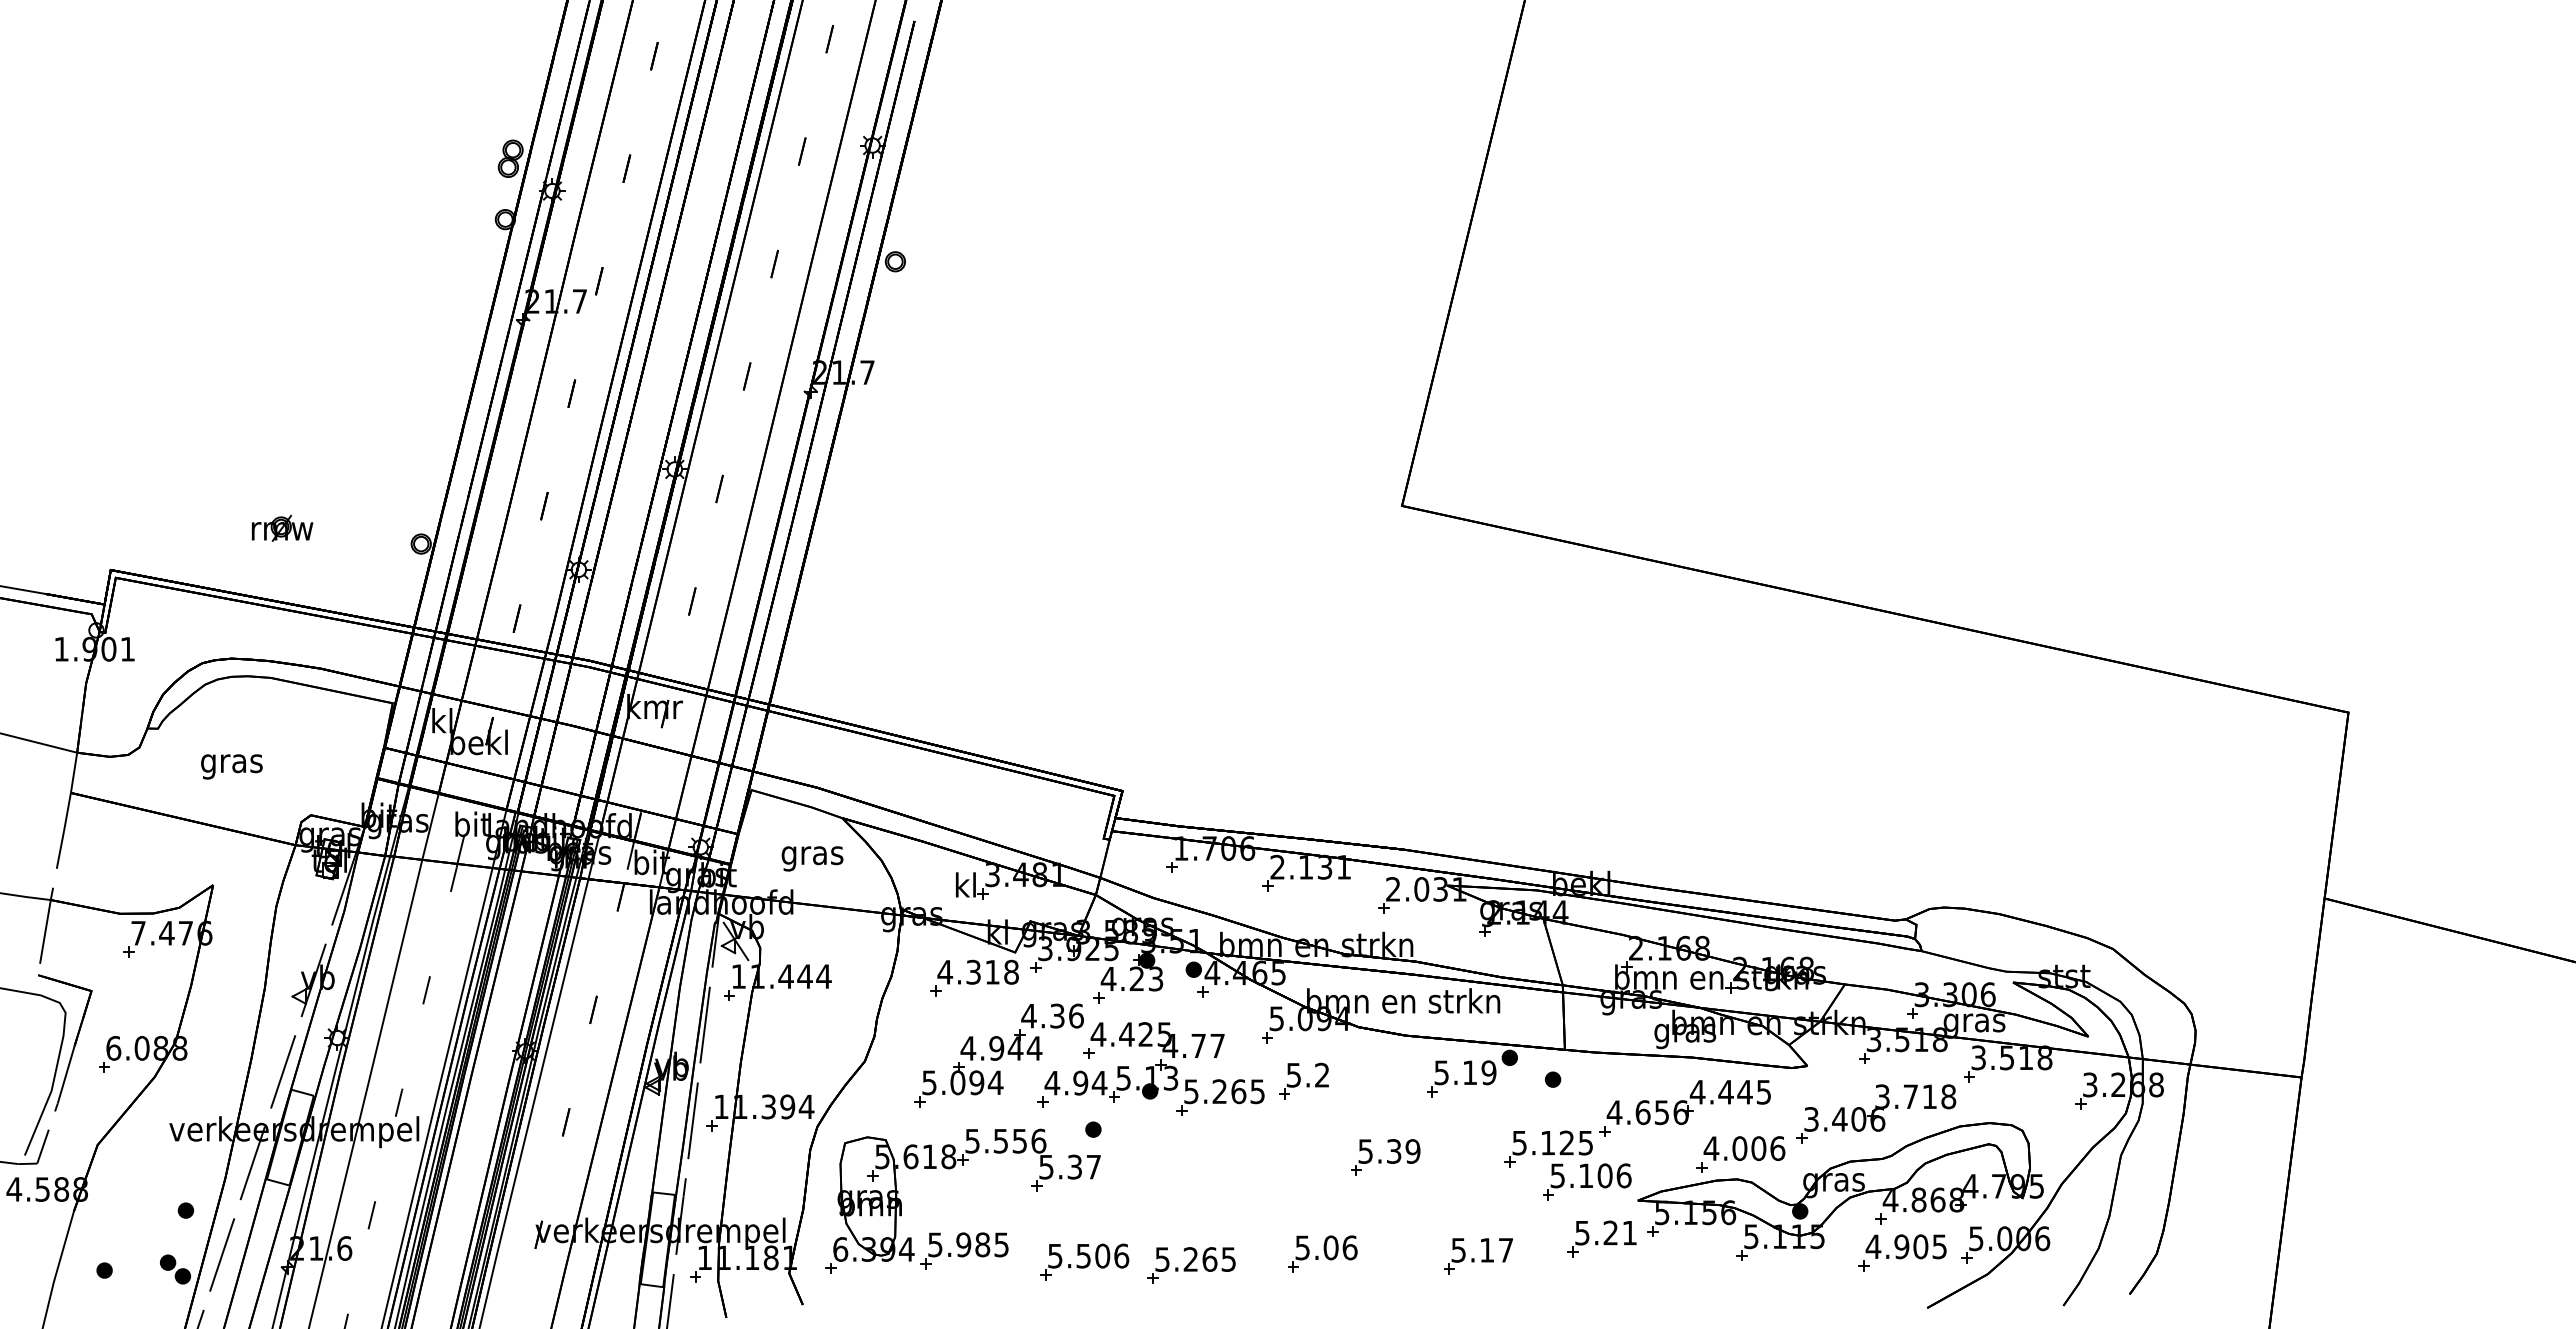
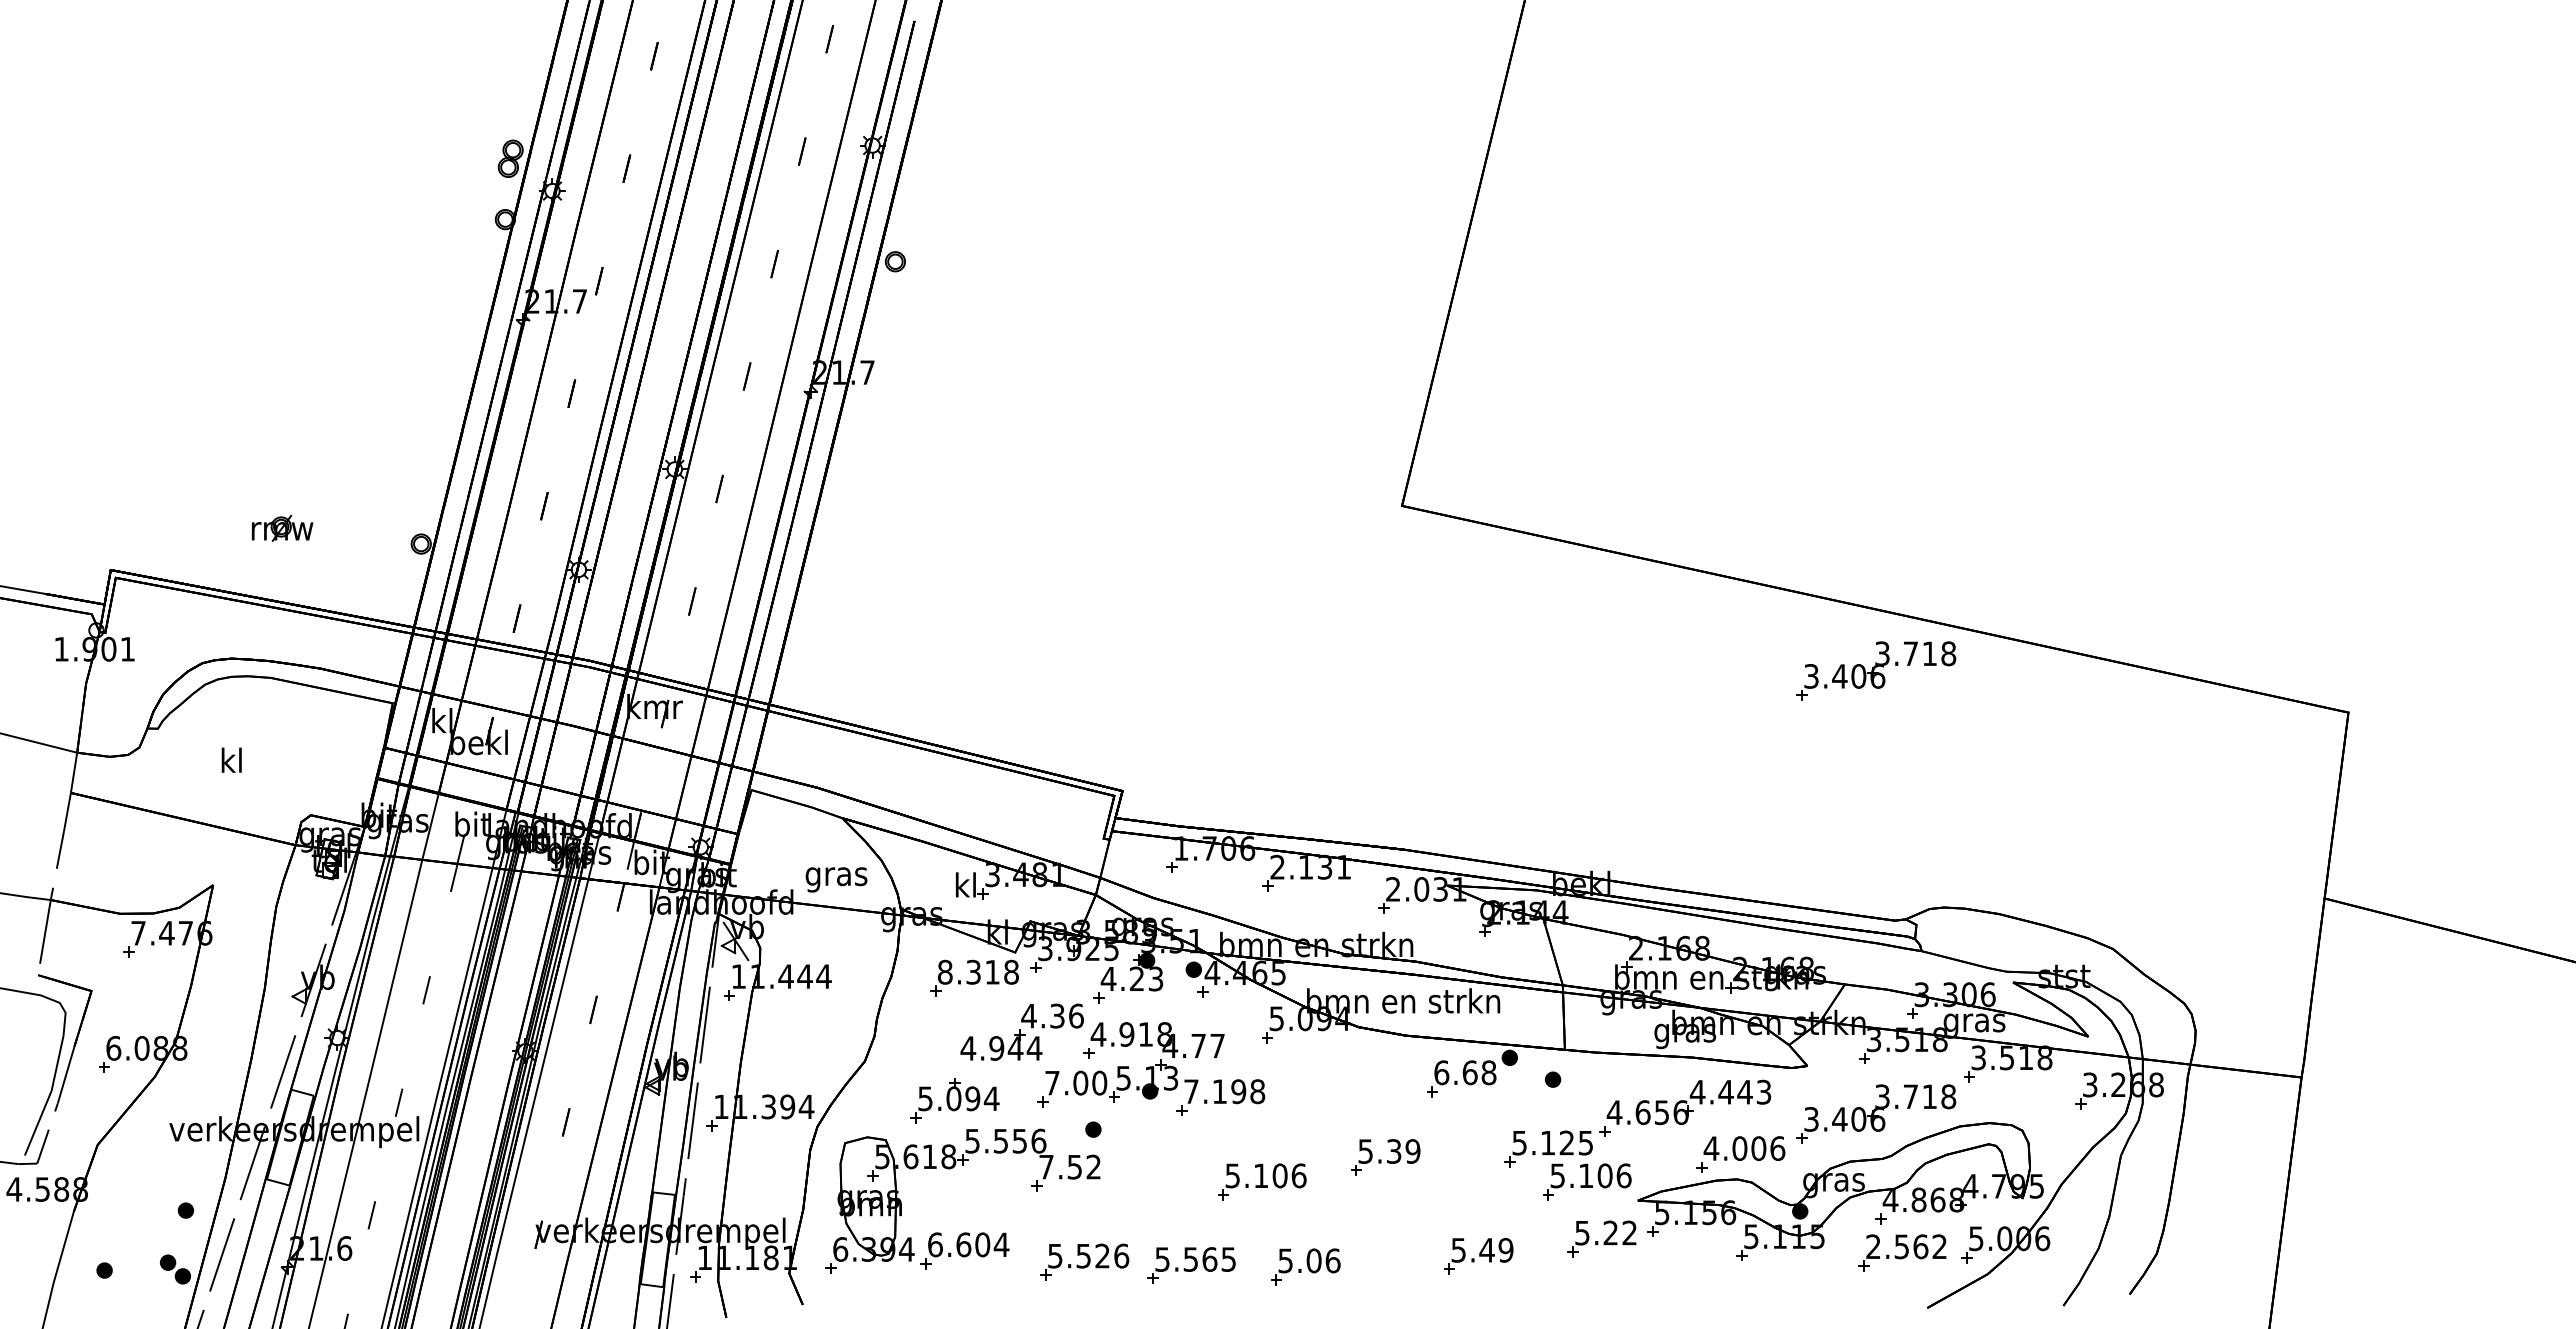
part: none -> present (1876, 670)
text: gras -> kl (231, 763)
text position: (812, 858) -> (836, 879) (836, 879)
text: 4.318 -> 8.318 (945, 971)
text: 4.425 -> 4.918 (1145, 1034)
text: 5.19 -> 6.68 (1465, 1072)
part: present -> none (1303, 1080)
text: 4.94 -> 7.00 (1075, 1082)
part position: (958, 1084) -> (954, 1100) (954, 1100)
text: 5.265 -> 7.198 (1224, 1091)
text: 4.445 -> 4.443 (1764, 1091)
text: 5.37 -> 7.52 (1069, 1166)
part: none -> present (1262, 1181)
text: 5.21 -> 5.22 (1629, 1232)
text: 5.985 -> 6.604 (968, 1244)
text: 4.905 -> 2.562 (1905, 1246)
text: 5.17 -> 5.49 (1496, 1249)
part position: (1322, 1253) -> (1305, 1266) (1305, 1266)
text: 5.506 -> 5.526 (1102, 1255)
text: 5.265 -> 5.565 (1190, 1259)
